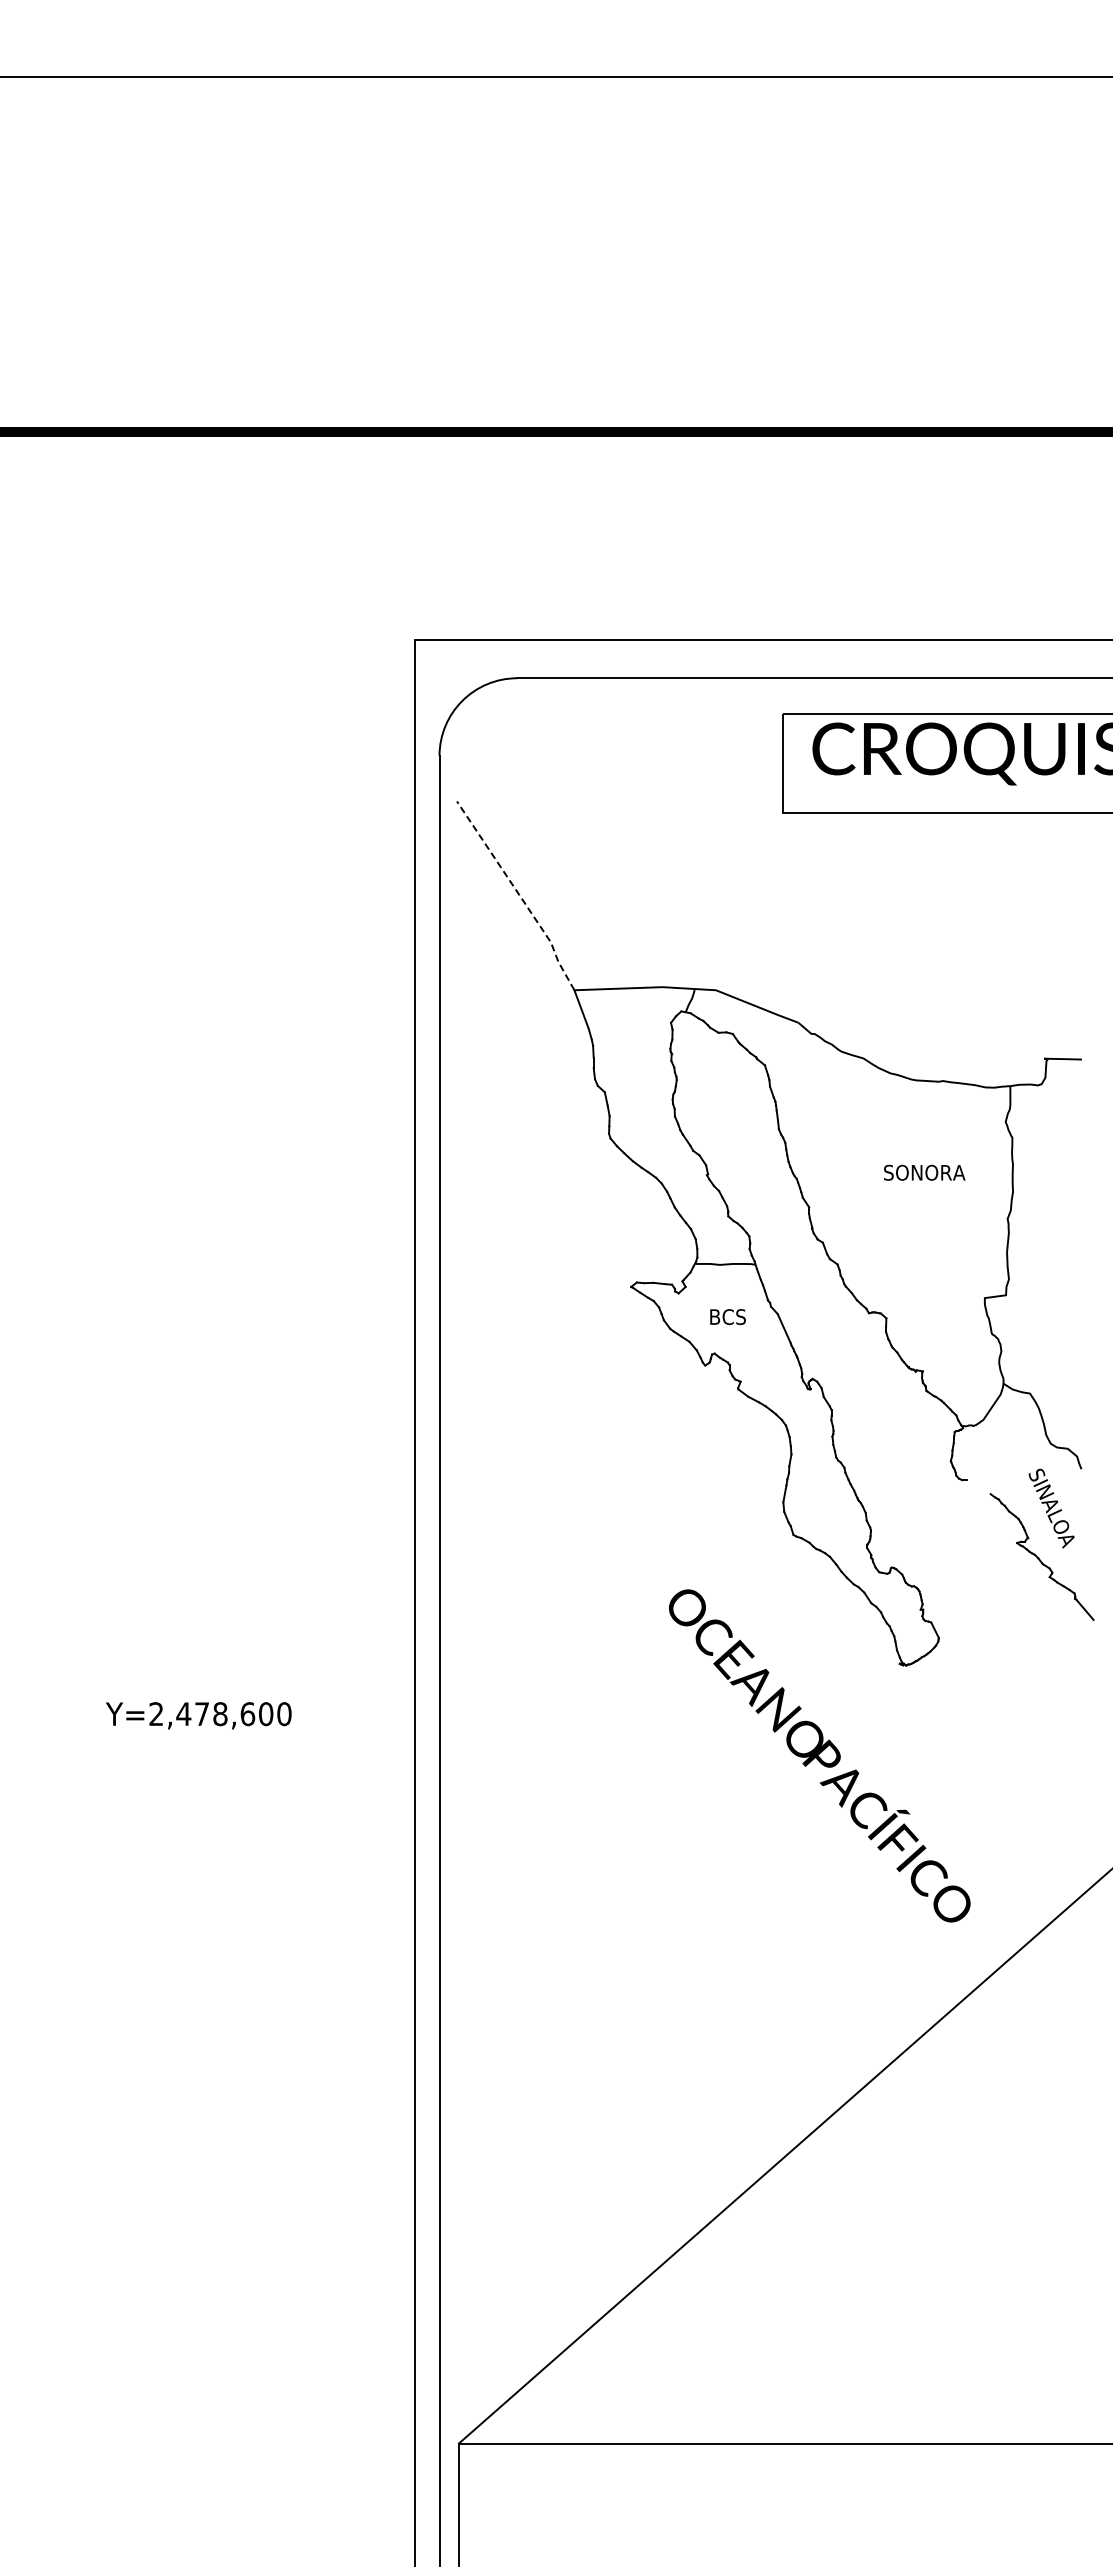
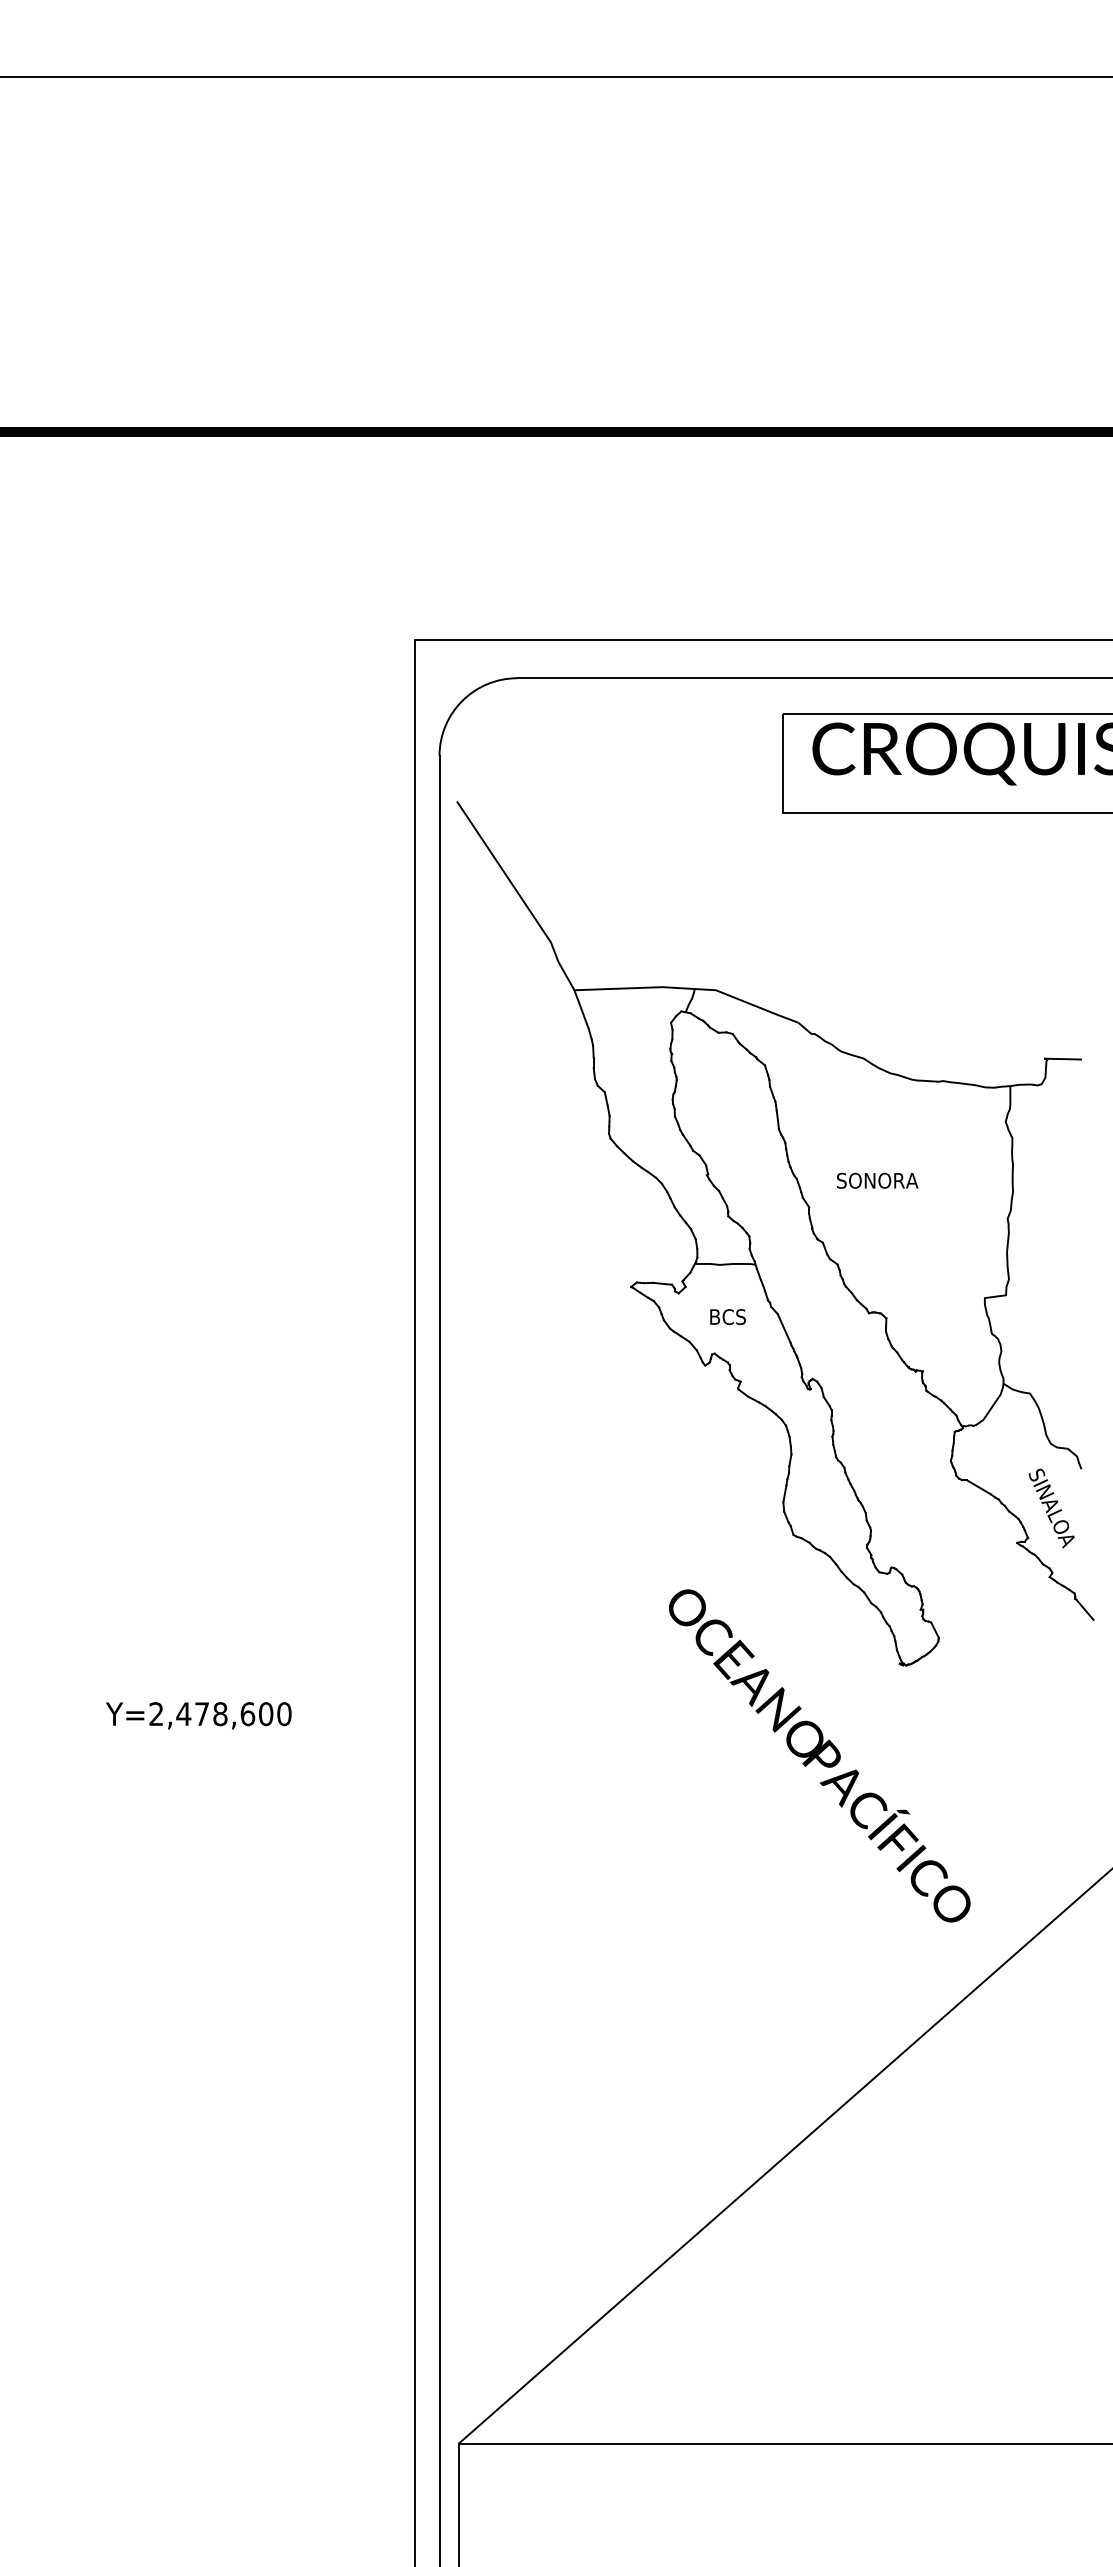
line: dashed -> solid (519, 895)
text position: (924, 1172) -> (877, 1180) (877, 1180)
line: none -> present (978, 1487)
